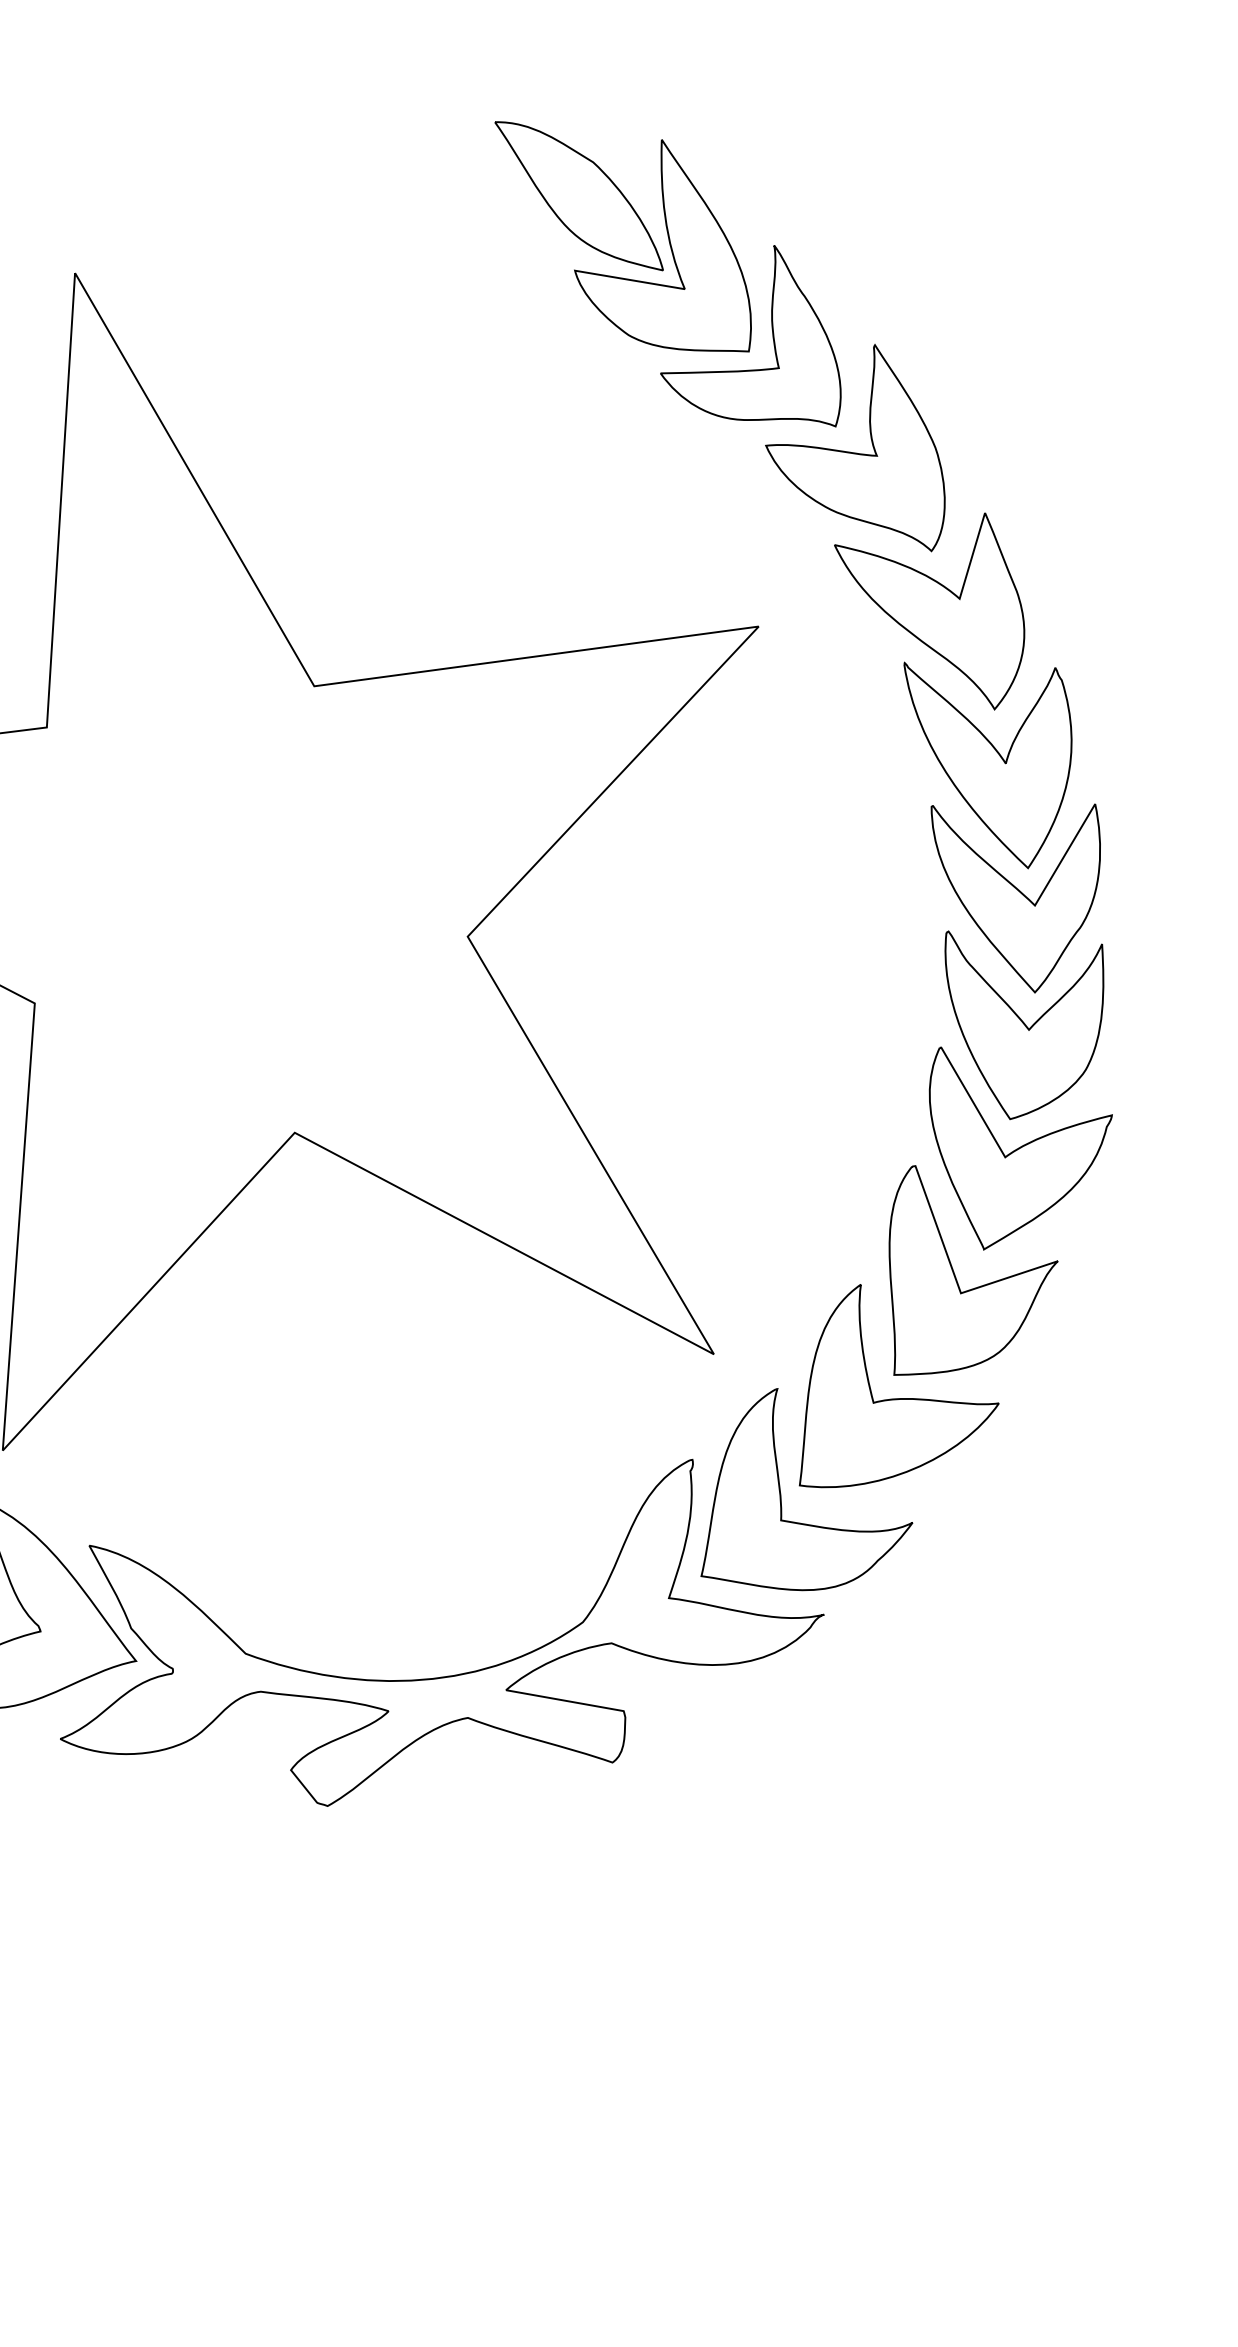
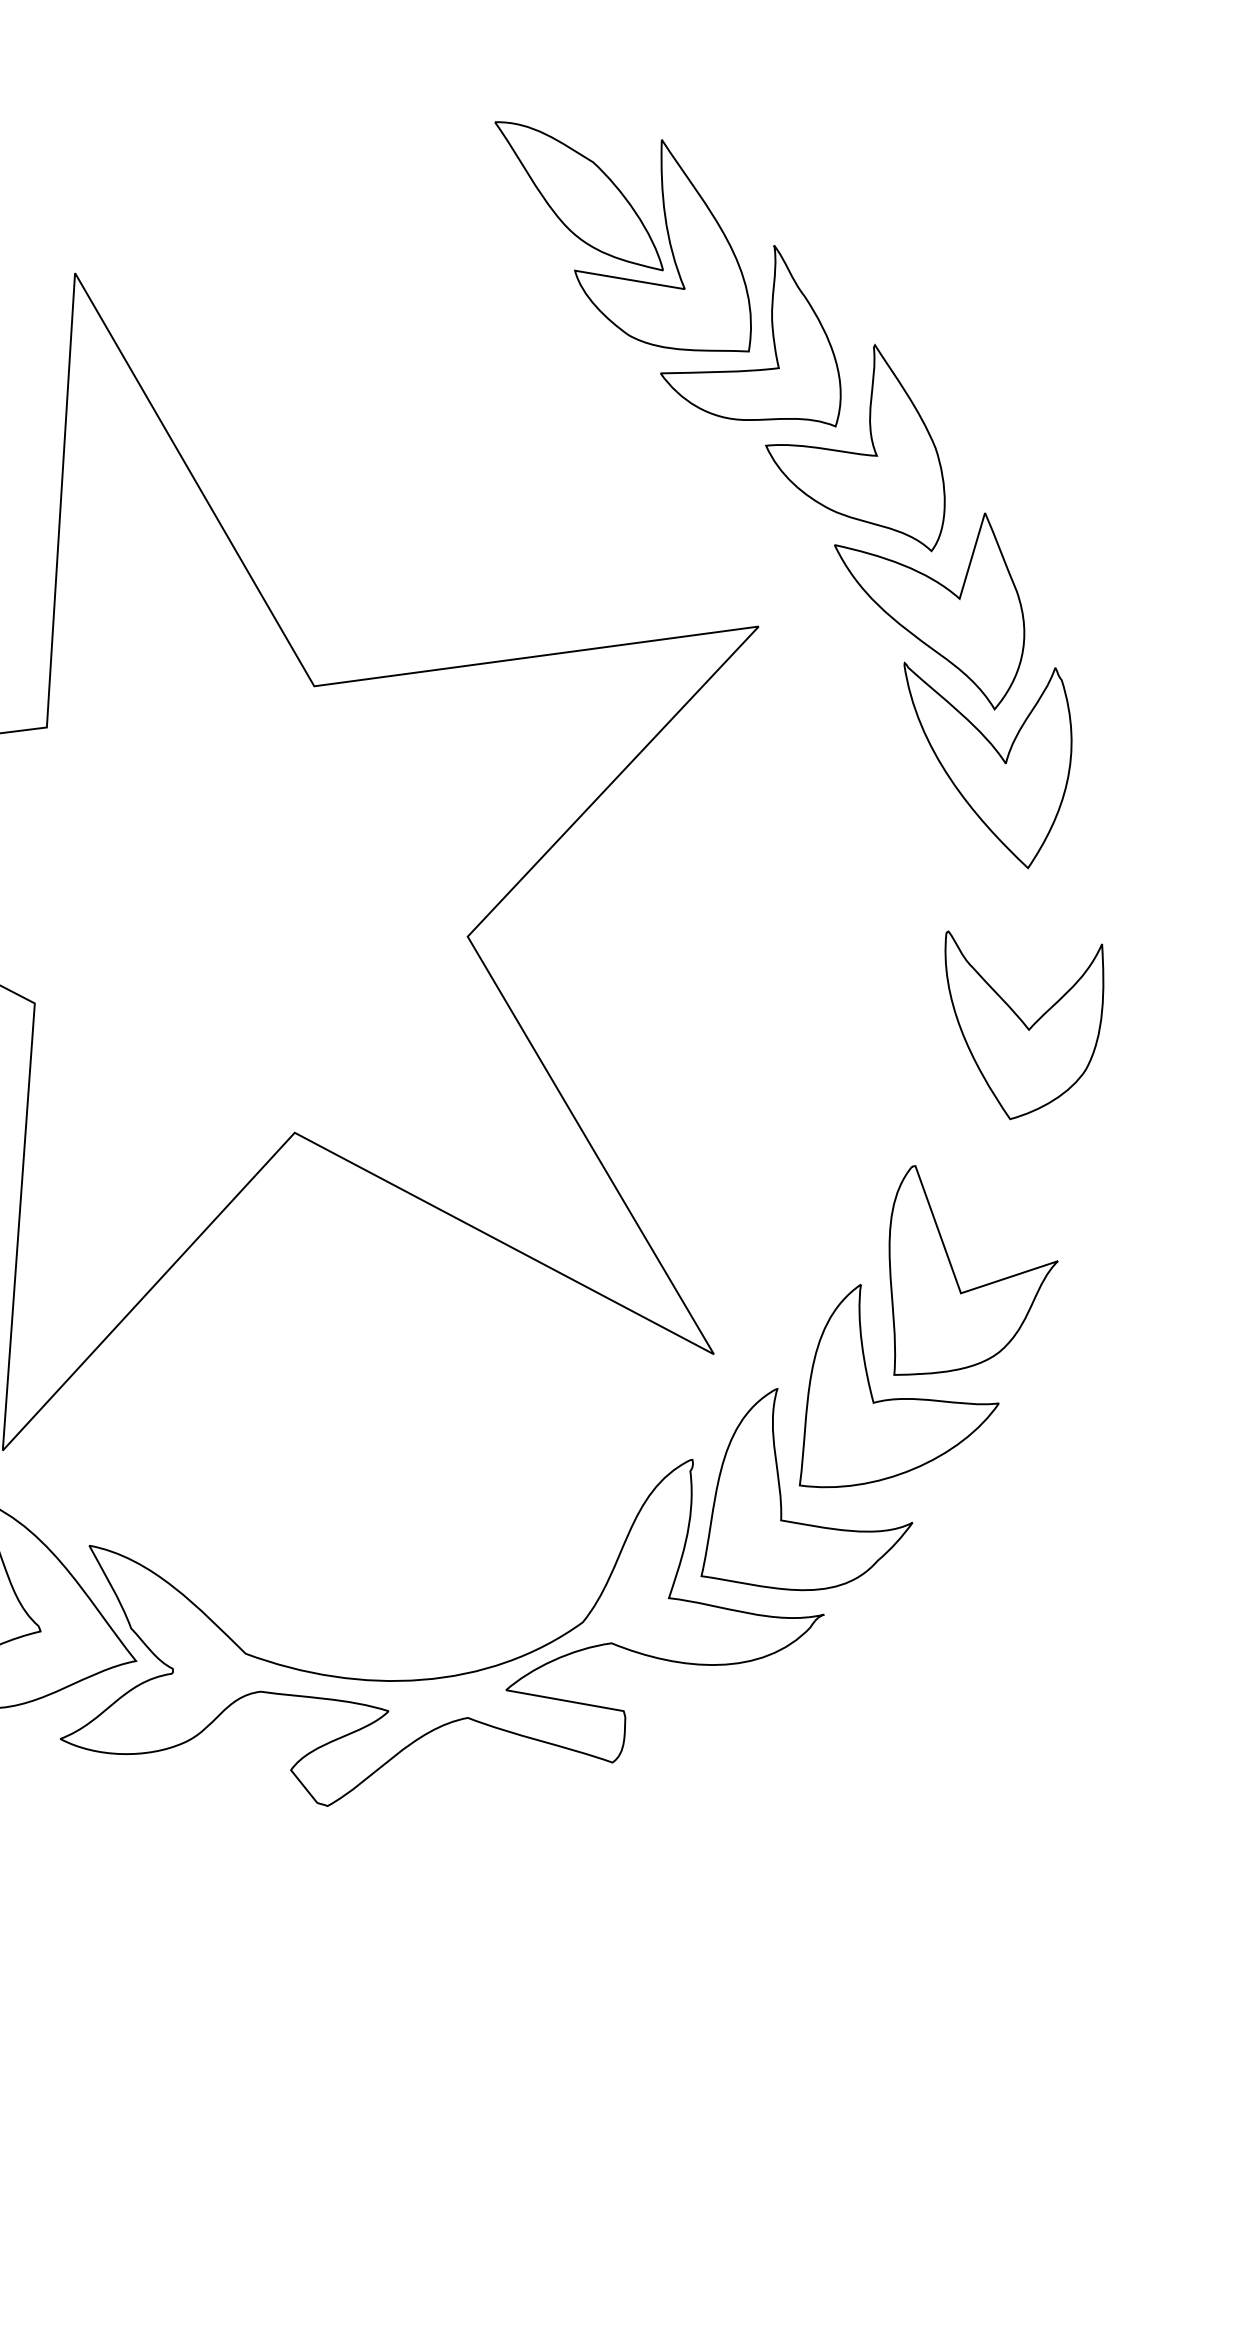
part: present -> none (1015, 898)
part: present -> none (1020, 1148)
